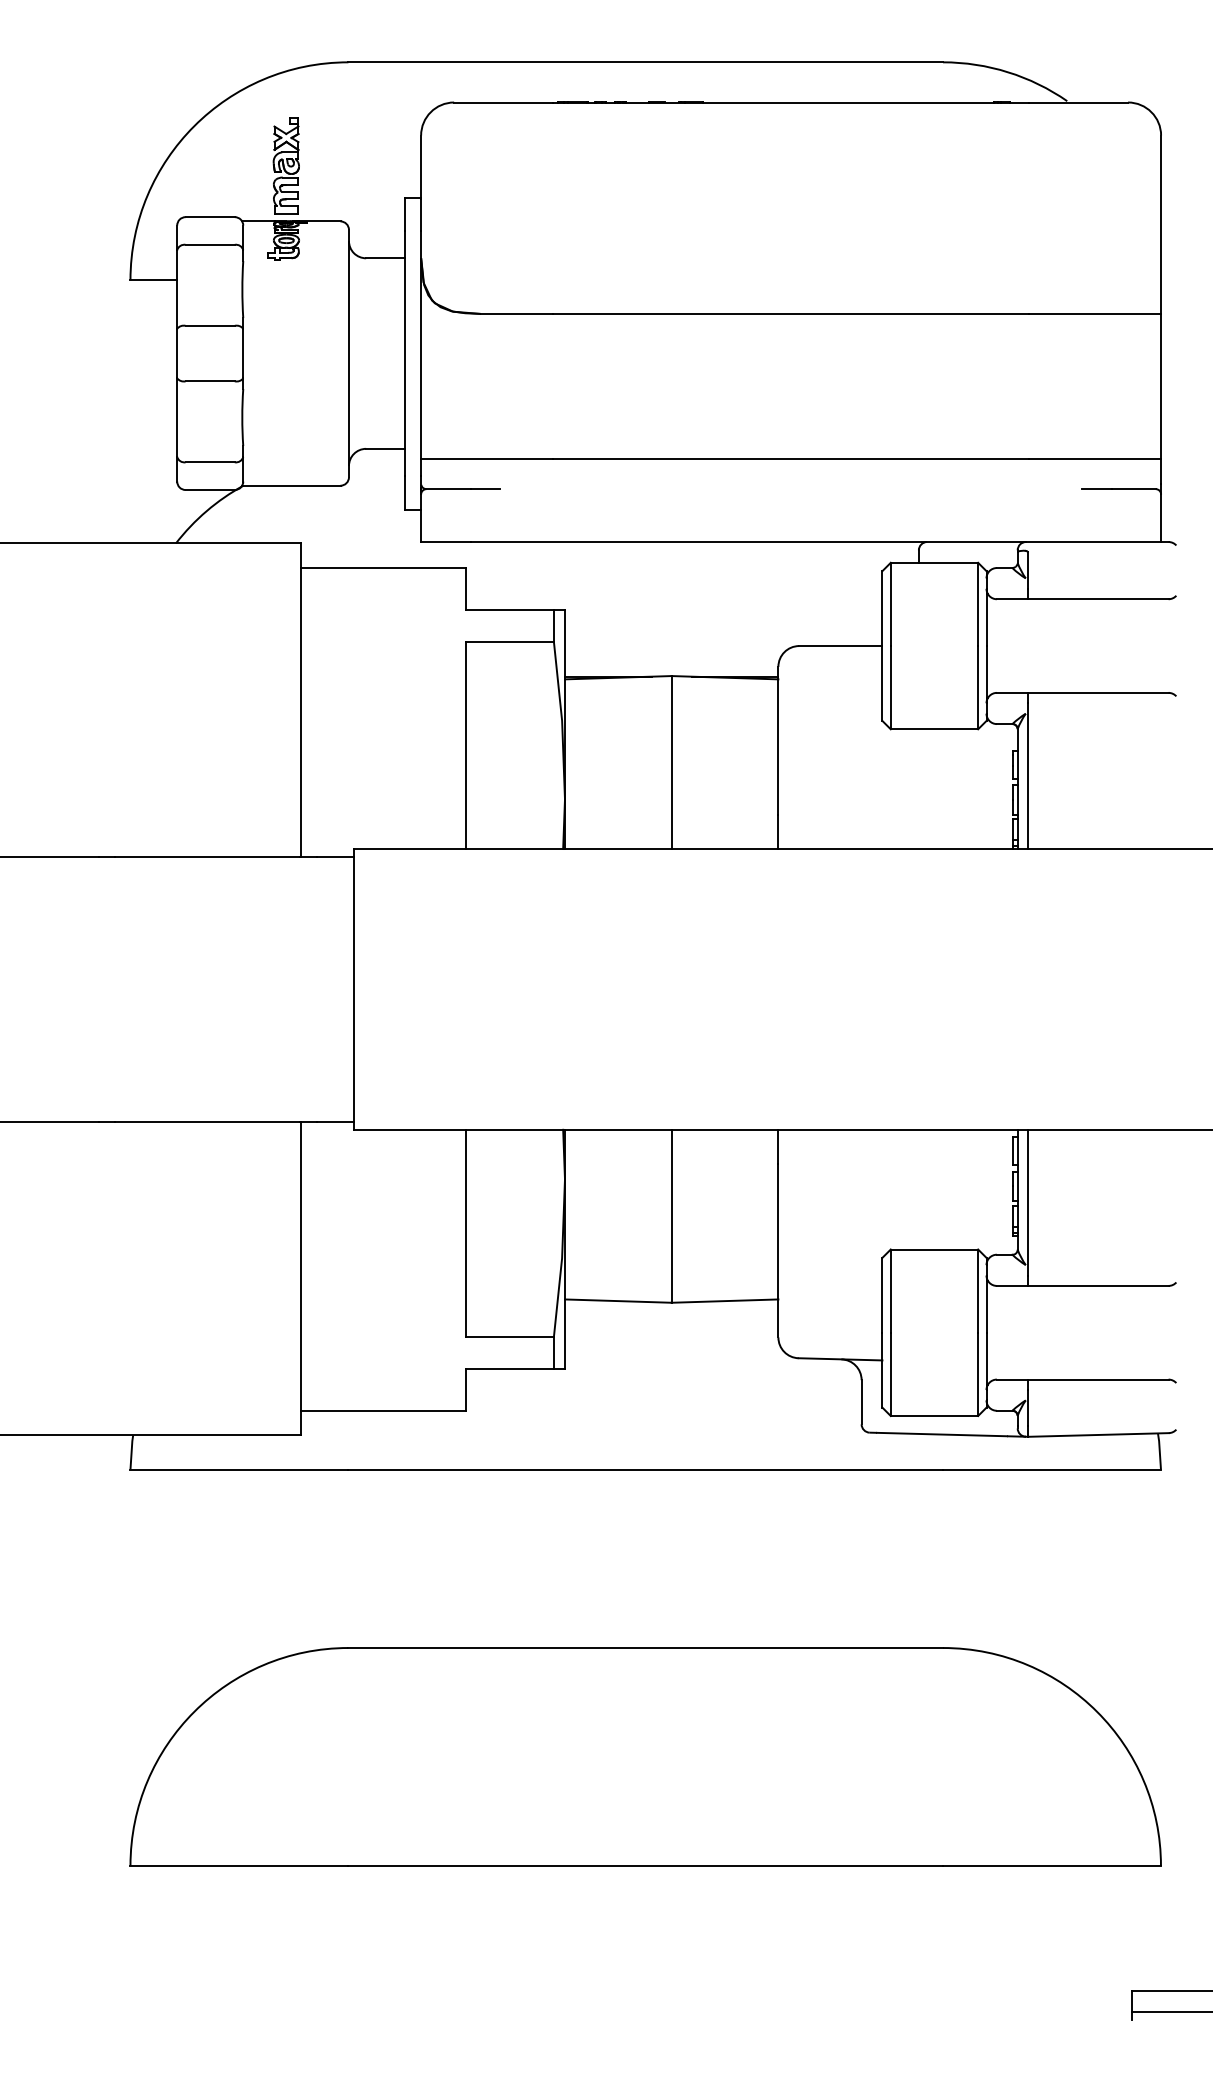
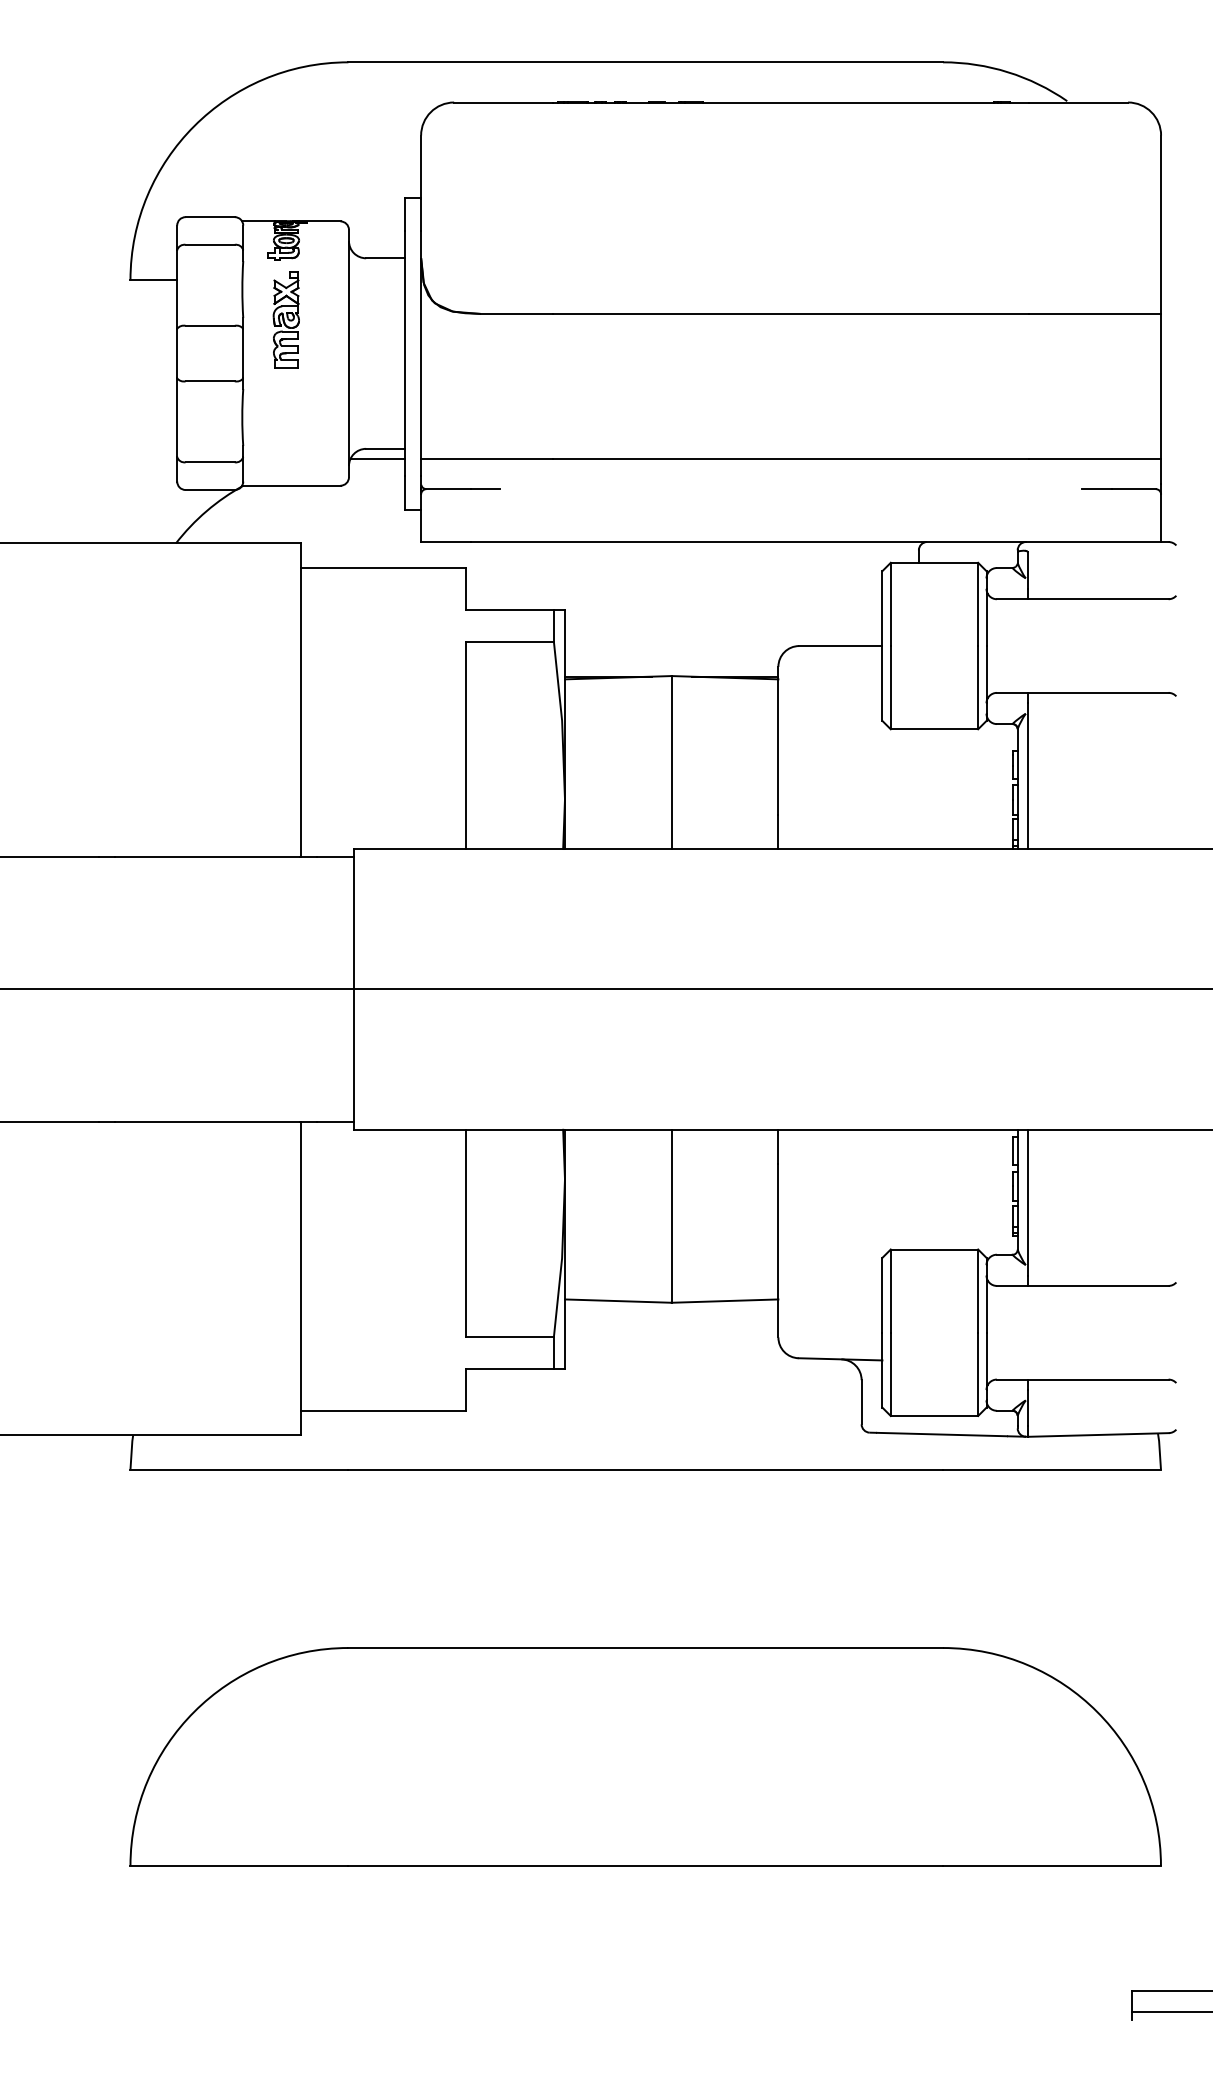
part position: (285, 165) -> (285, 319) (285, 319)
line: none -> present (377, 458)
line: none -> present (605, 989)
